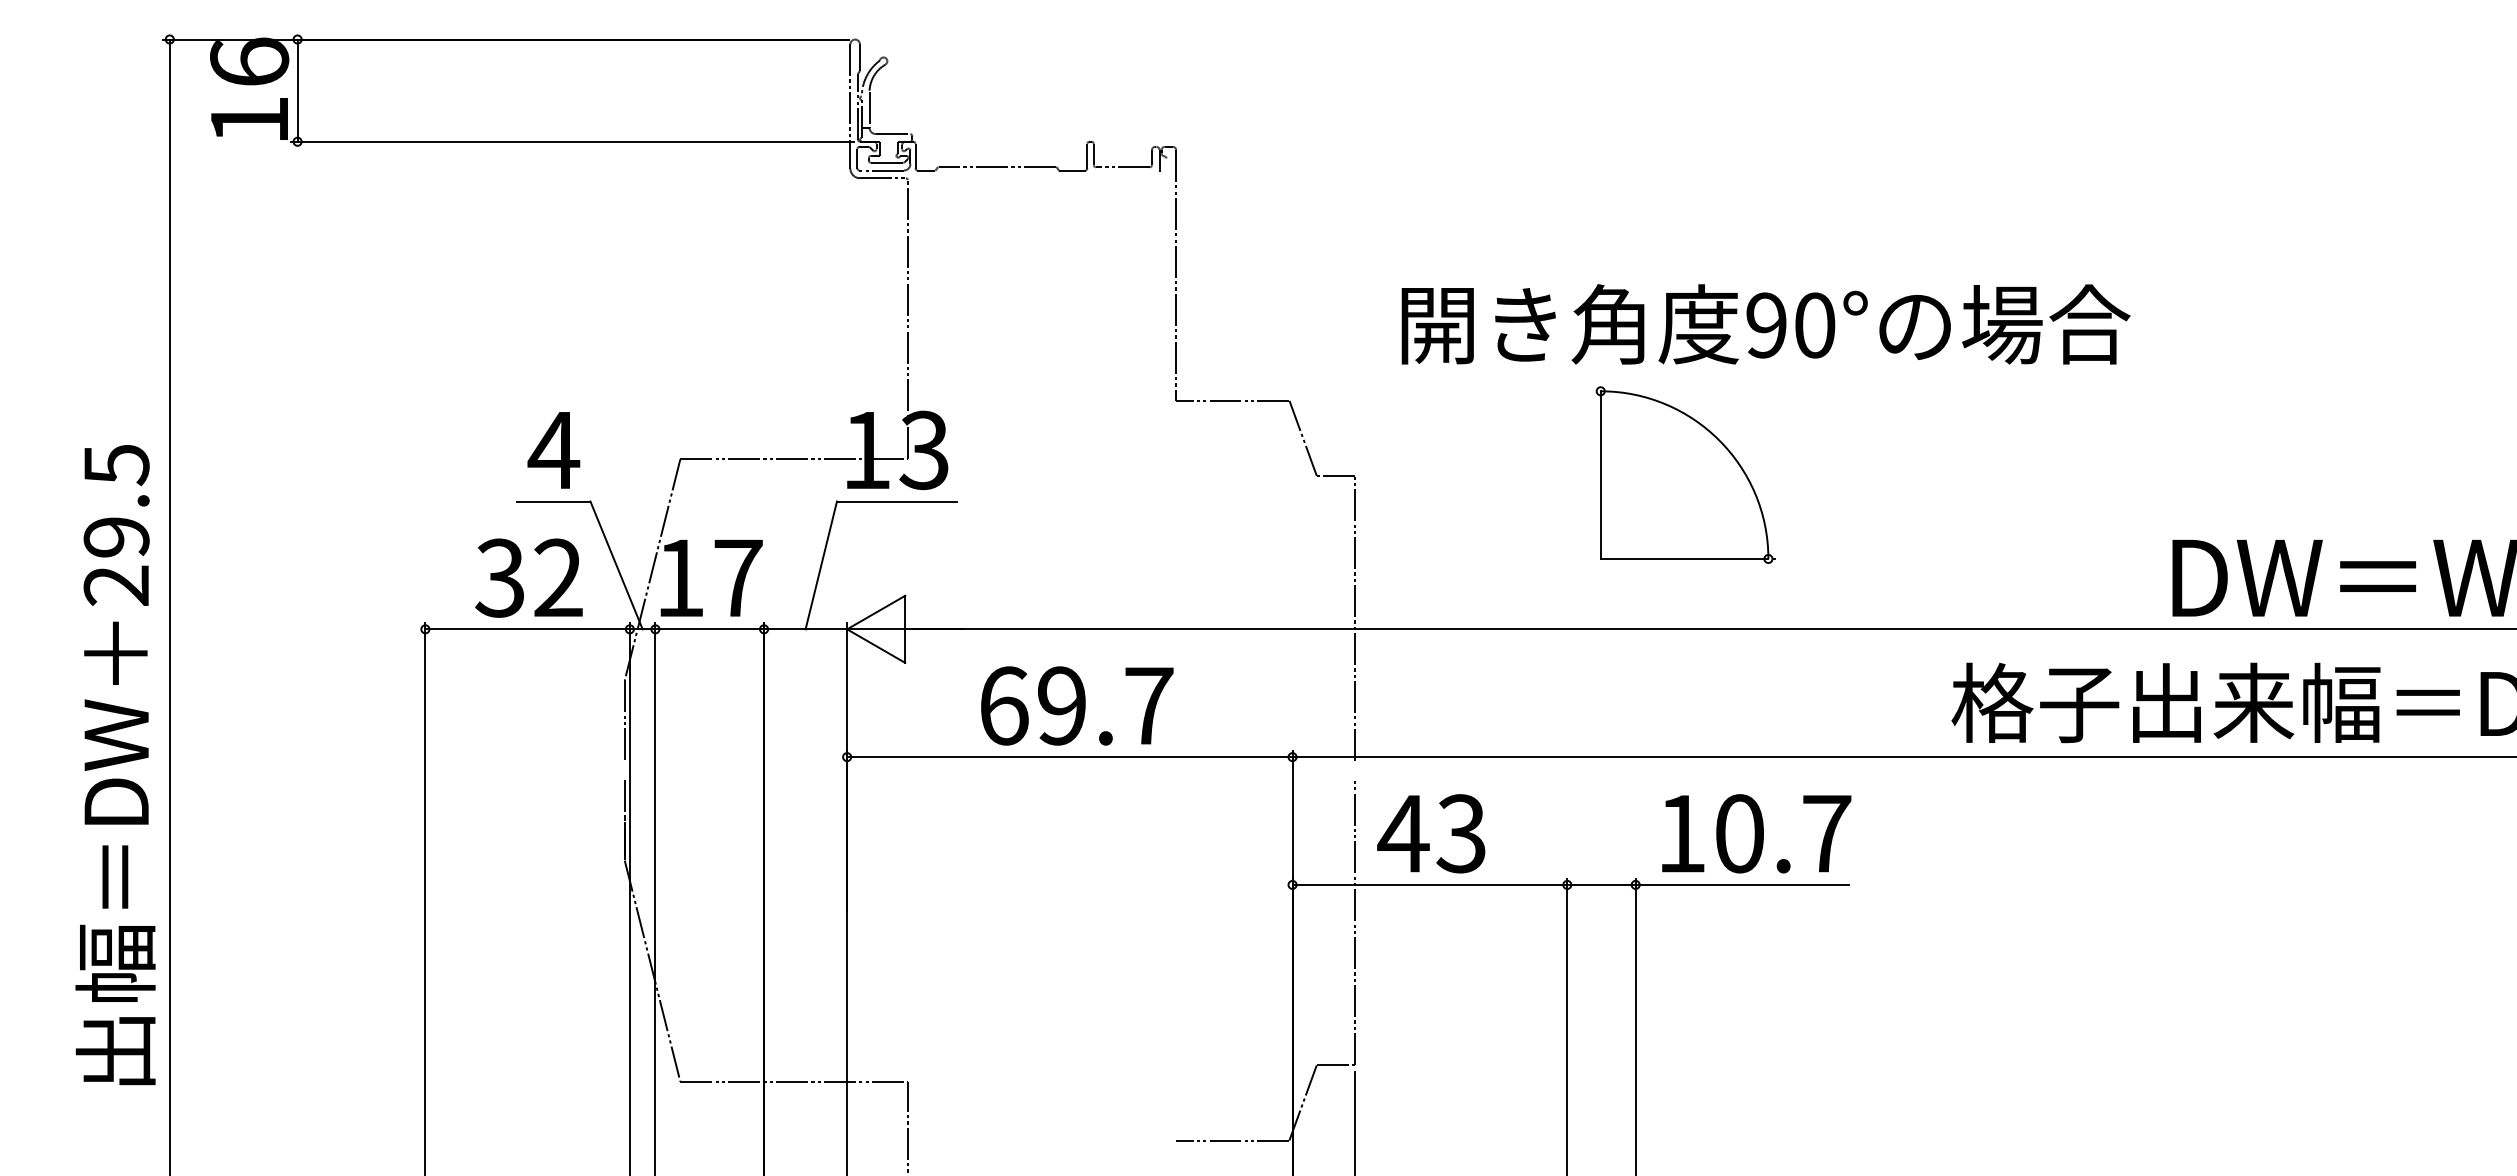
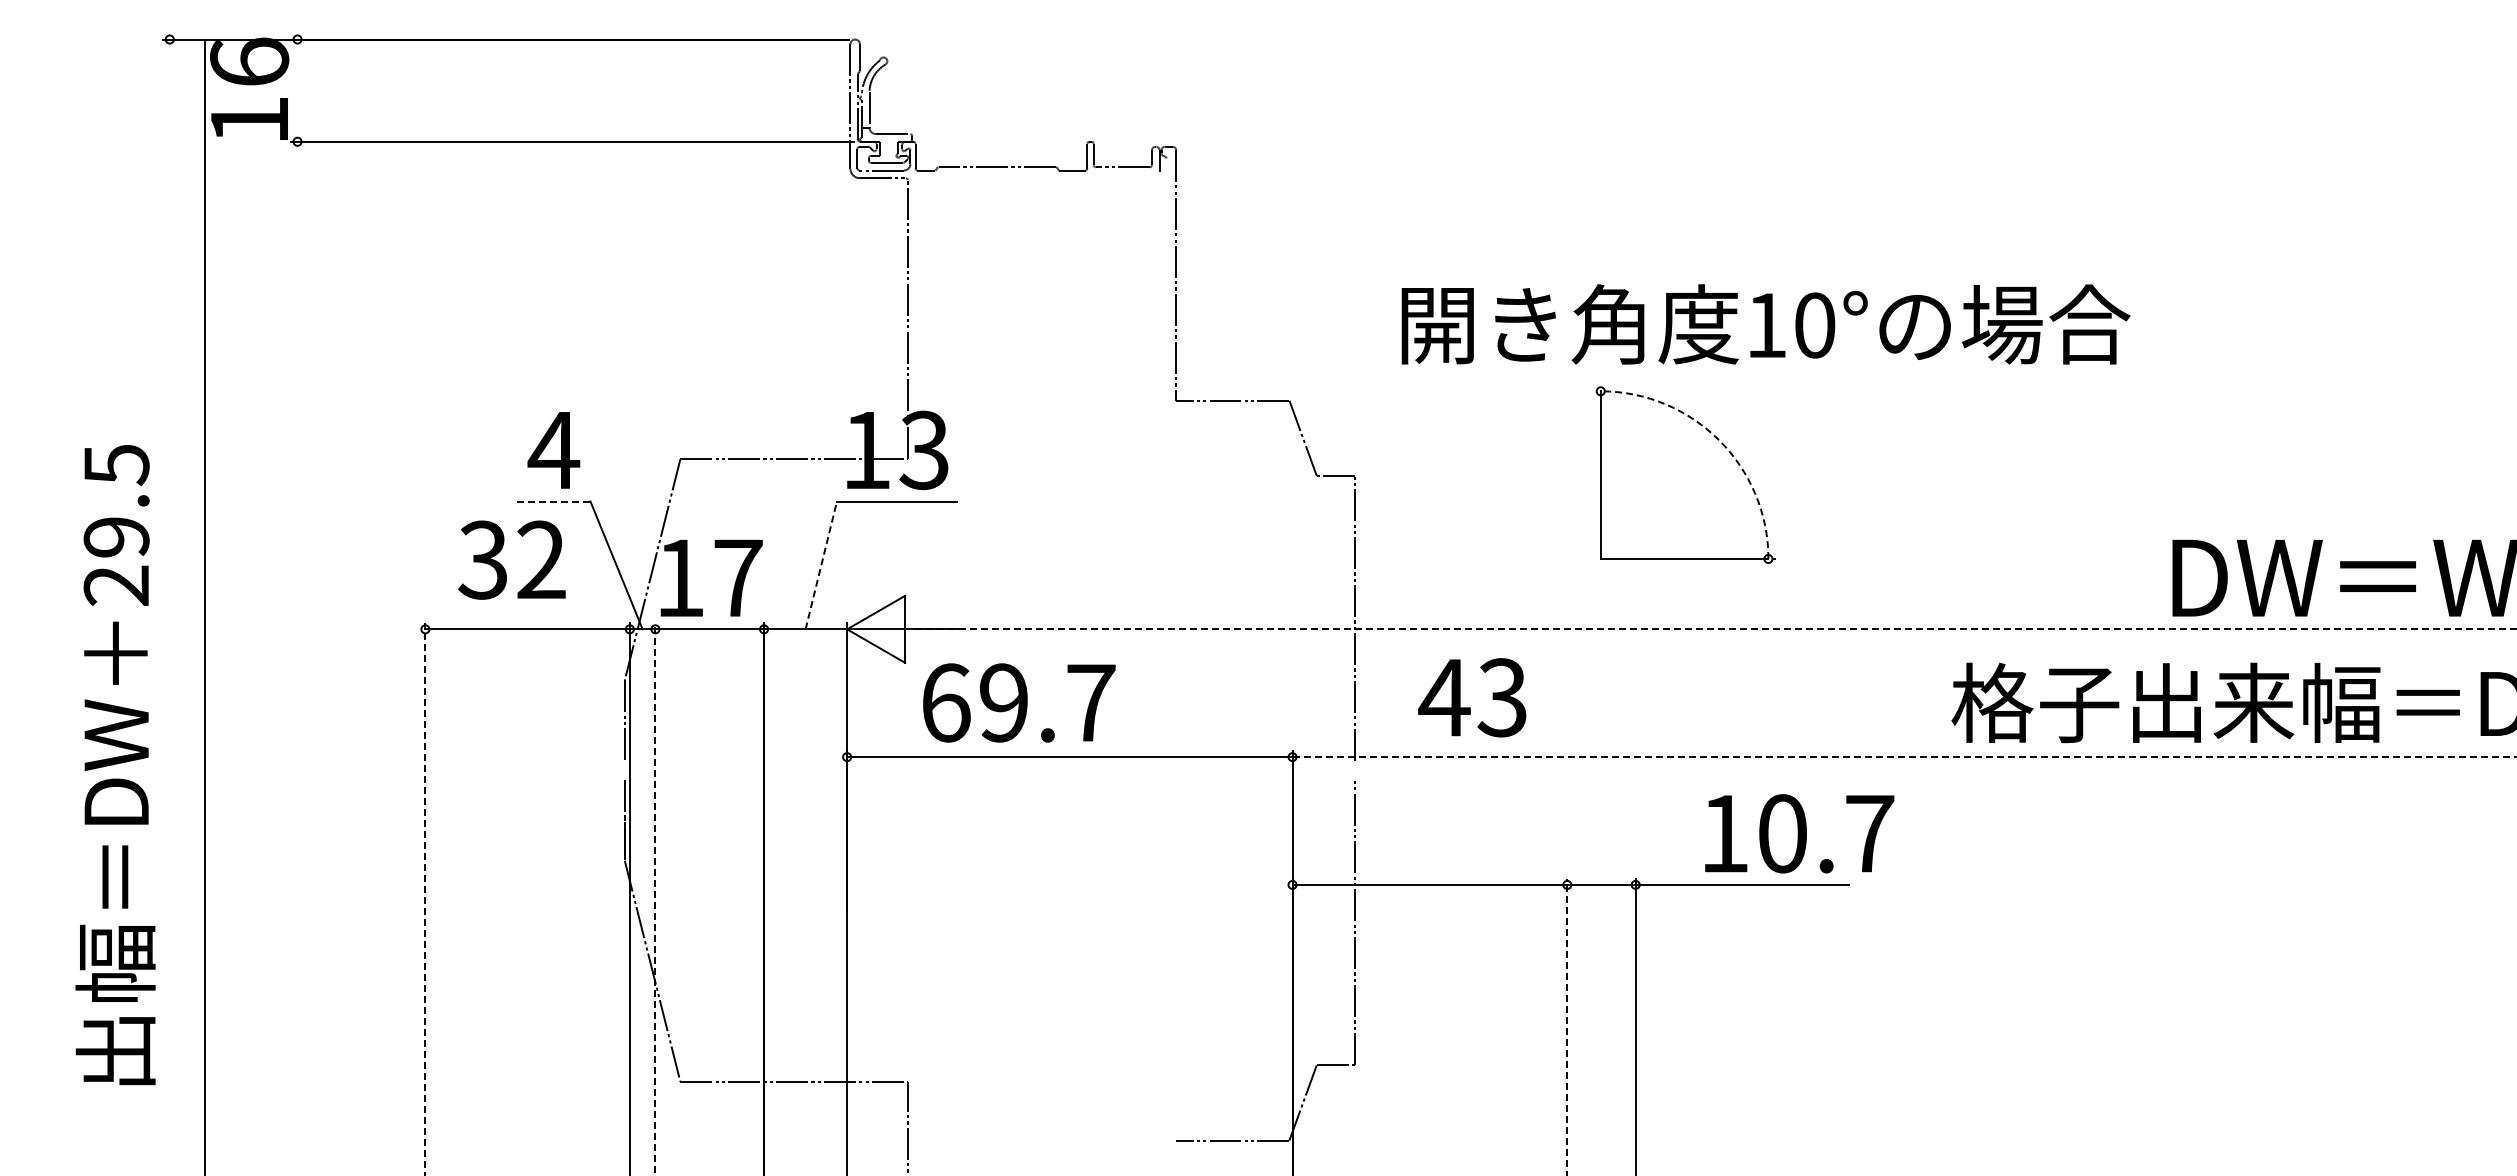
line: present -> none (297, 90)
text: 90° -> 10° (1766, 325)
arc: solid -> dashed (1719, 440)
line: solid -> dashed (553, 501)
line: solid -> dashed (821, 565)
text position: (528, 577) -> (511, 559) (511, 559)
line position: (169, 605) -> (204, 605) (204, 605)
line: solid -> dashed (1715, 629)
text position: (1077, 705) -> (1019, 702) (1019, 702)
line: solid -> dashed (1904, 757)
text position: (1431, 833) -> (1472, 697) (1472, 697)
text position: (1756, 833) -> (1799, 833) (1799, 833)
line: solid -> dashed (425, 898)
line: solid -> dashed (655, 898)
line: solid -> dashed (1567, 1026)
line: present -> none (1355, 1121)
